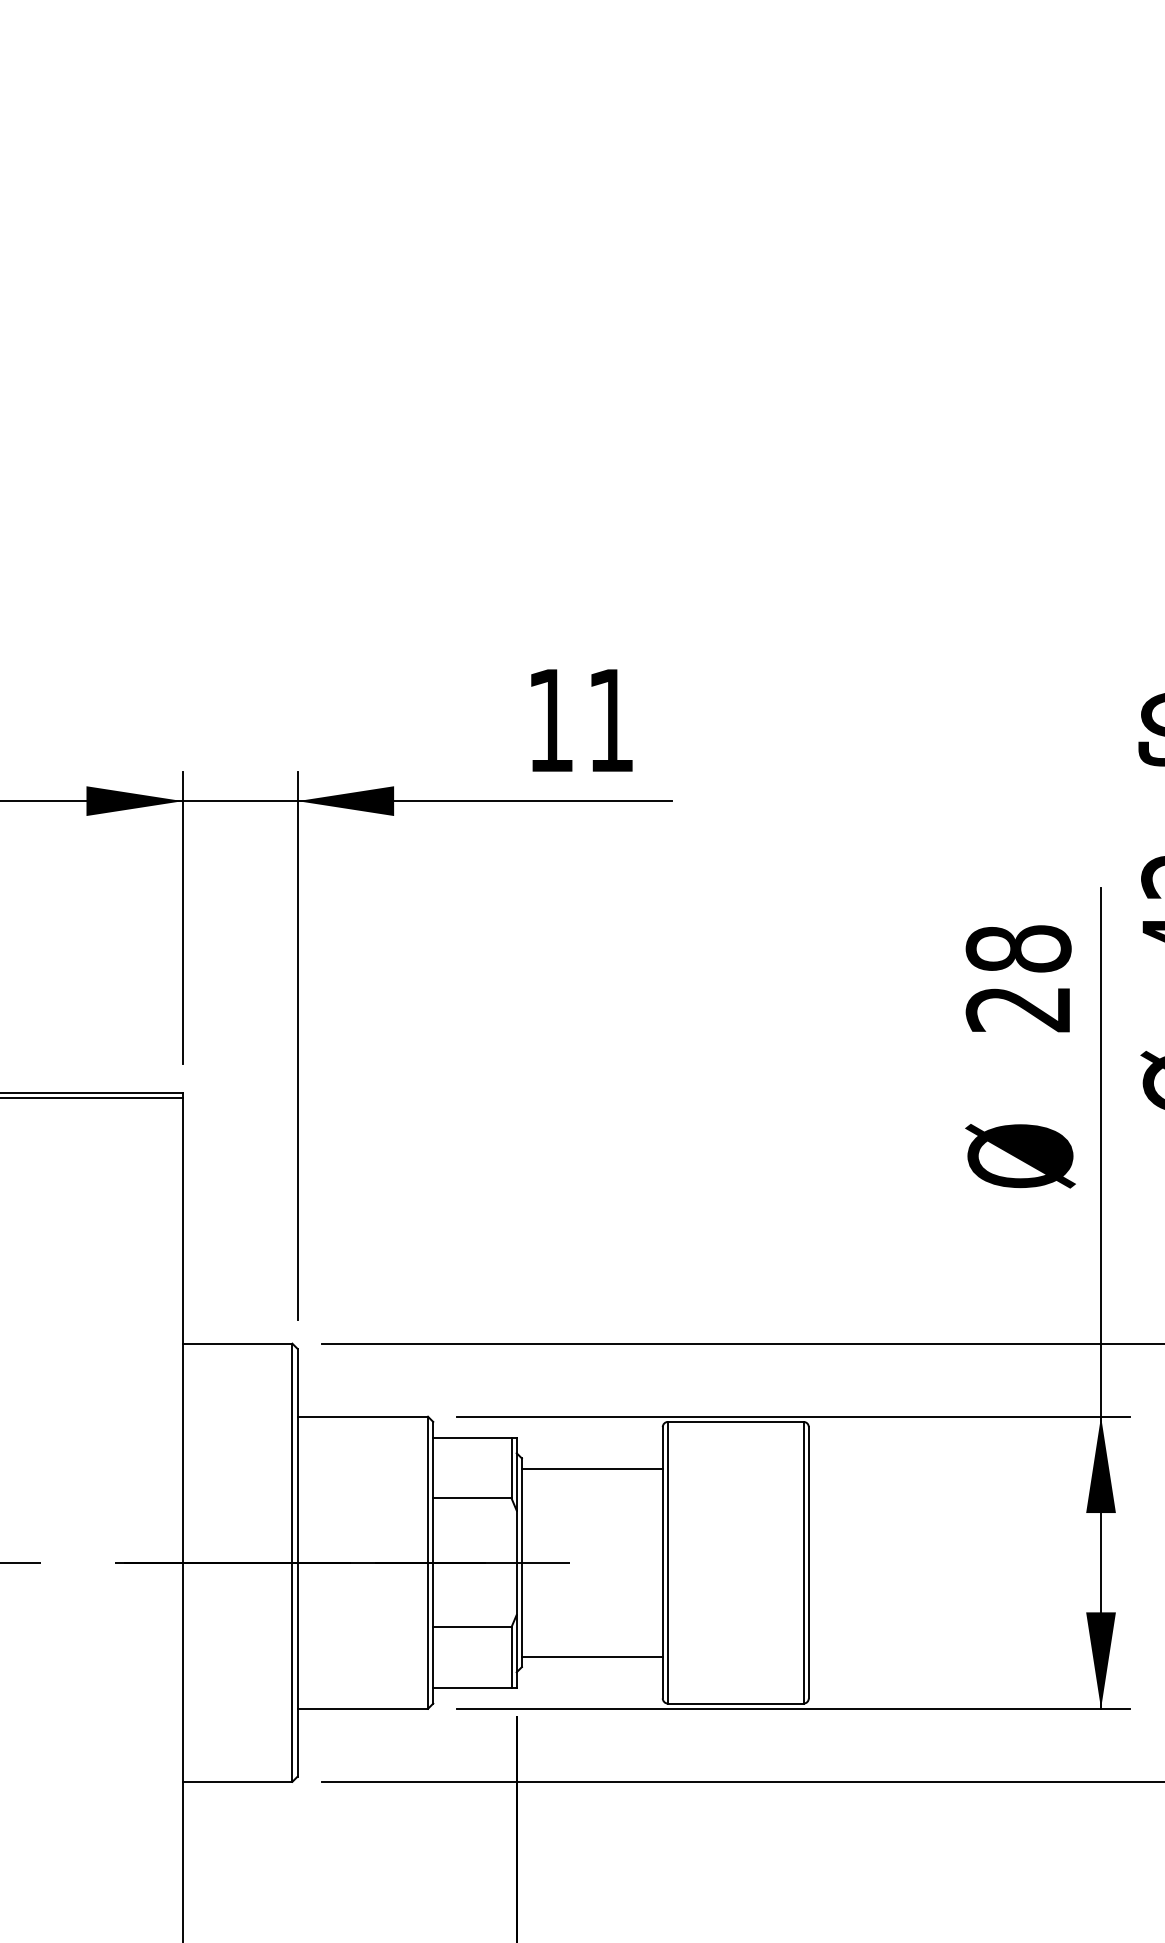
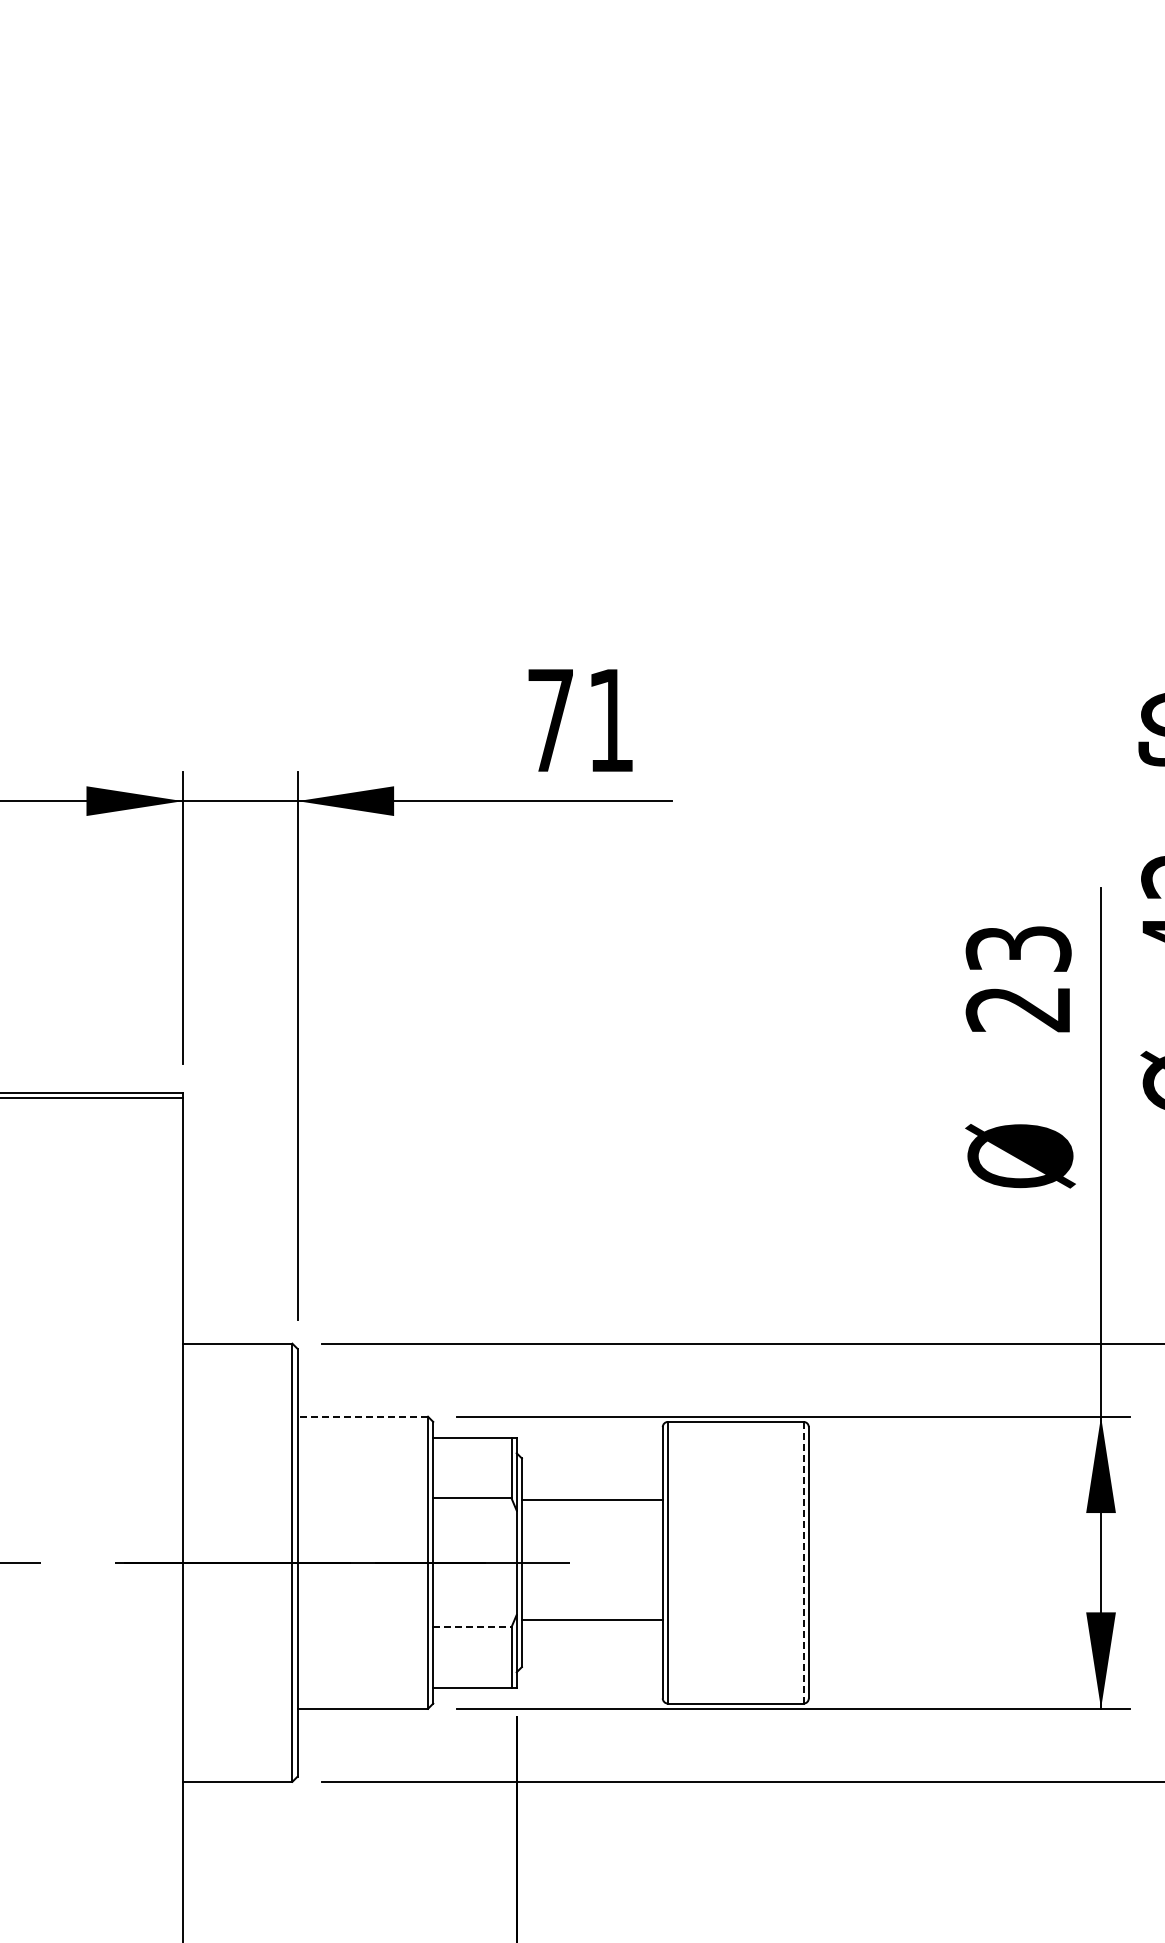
text: 11 -> 71 (550, 720)
text: 28 -> 23 (1018, 948)
line: solid -> dashed (362, 1416)
line position: (591, 1468) -> (591, 1499) (591, 1499)
line: solid -> dashed (803, 1562)
line: solid -> dashed (472, 1627)
line position: (591, 1656) -> (591, 1619) (591, 1619)
